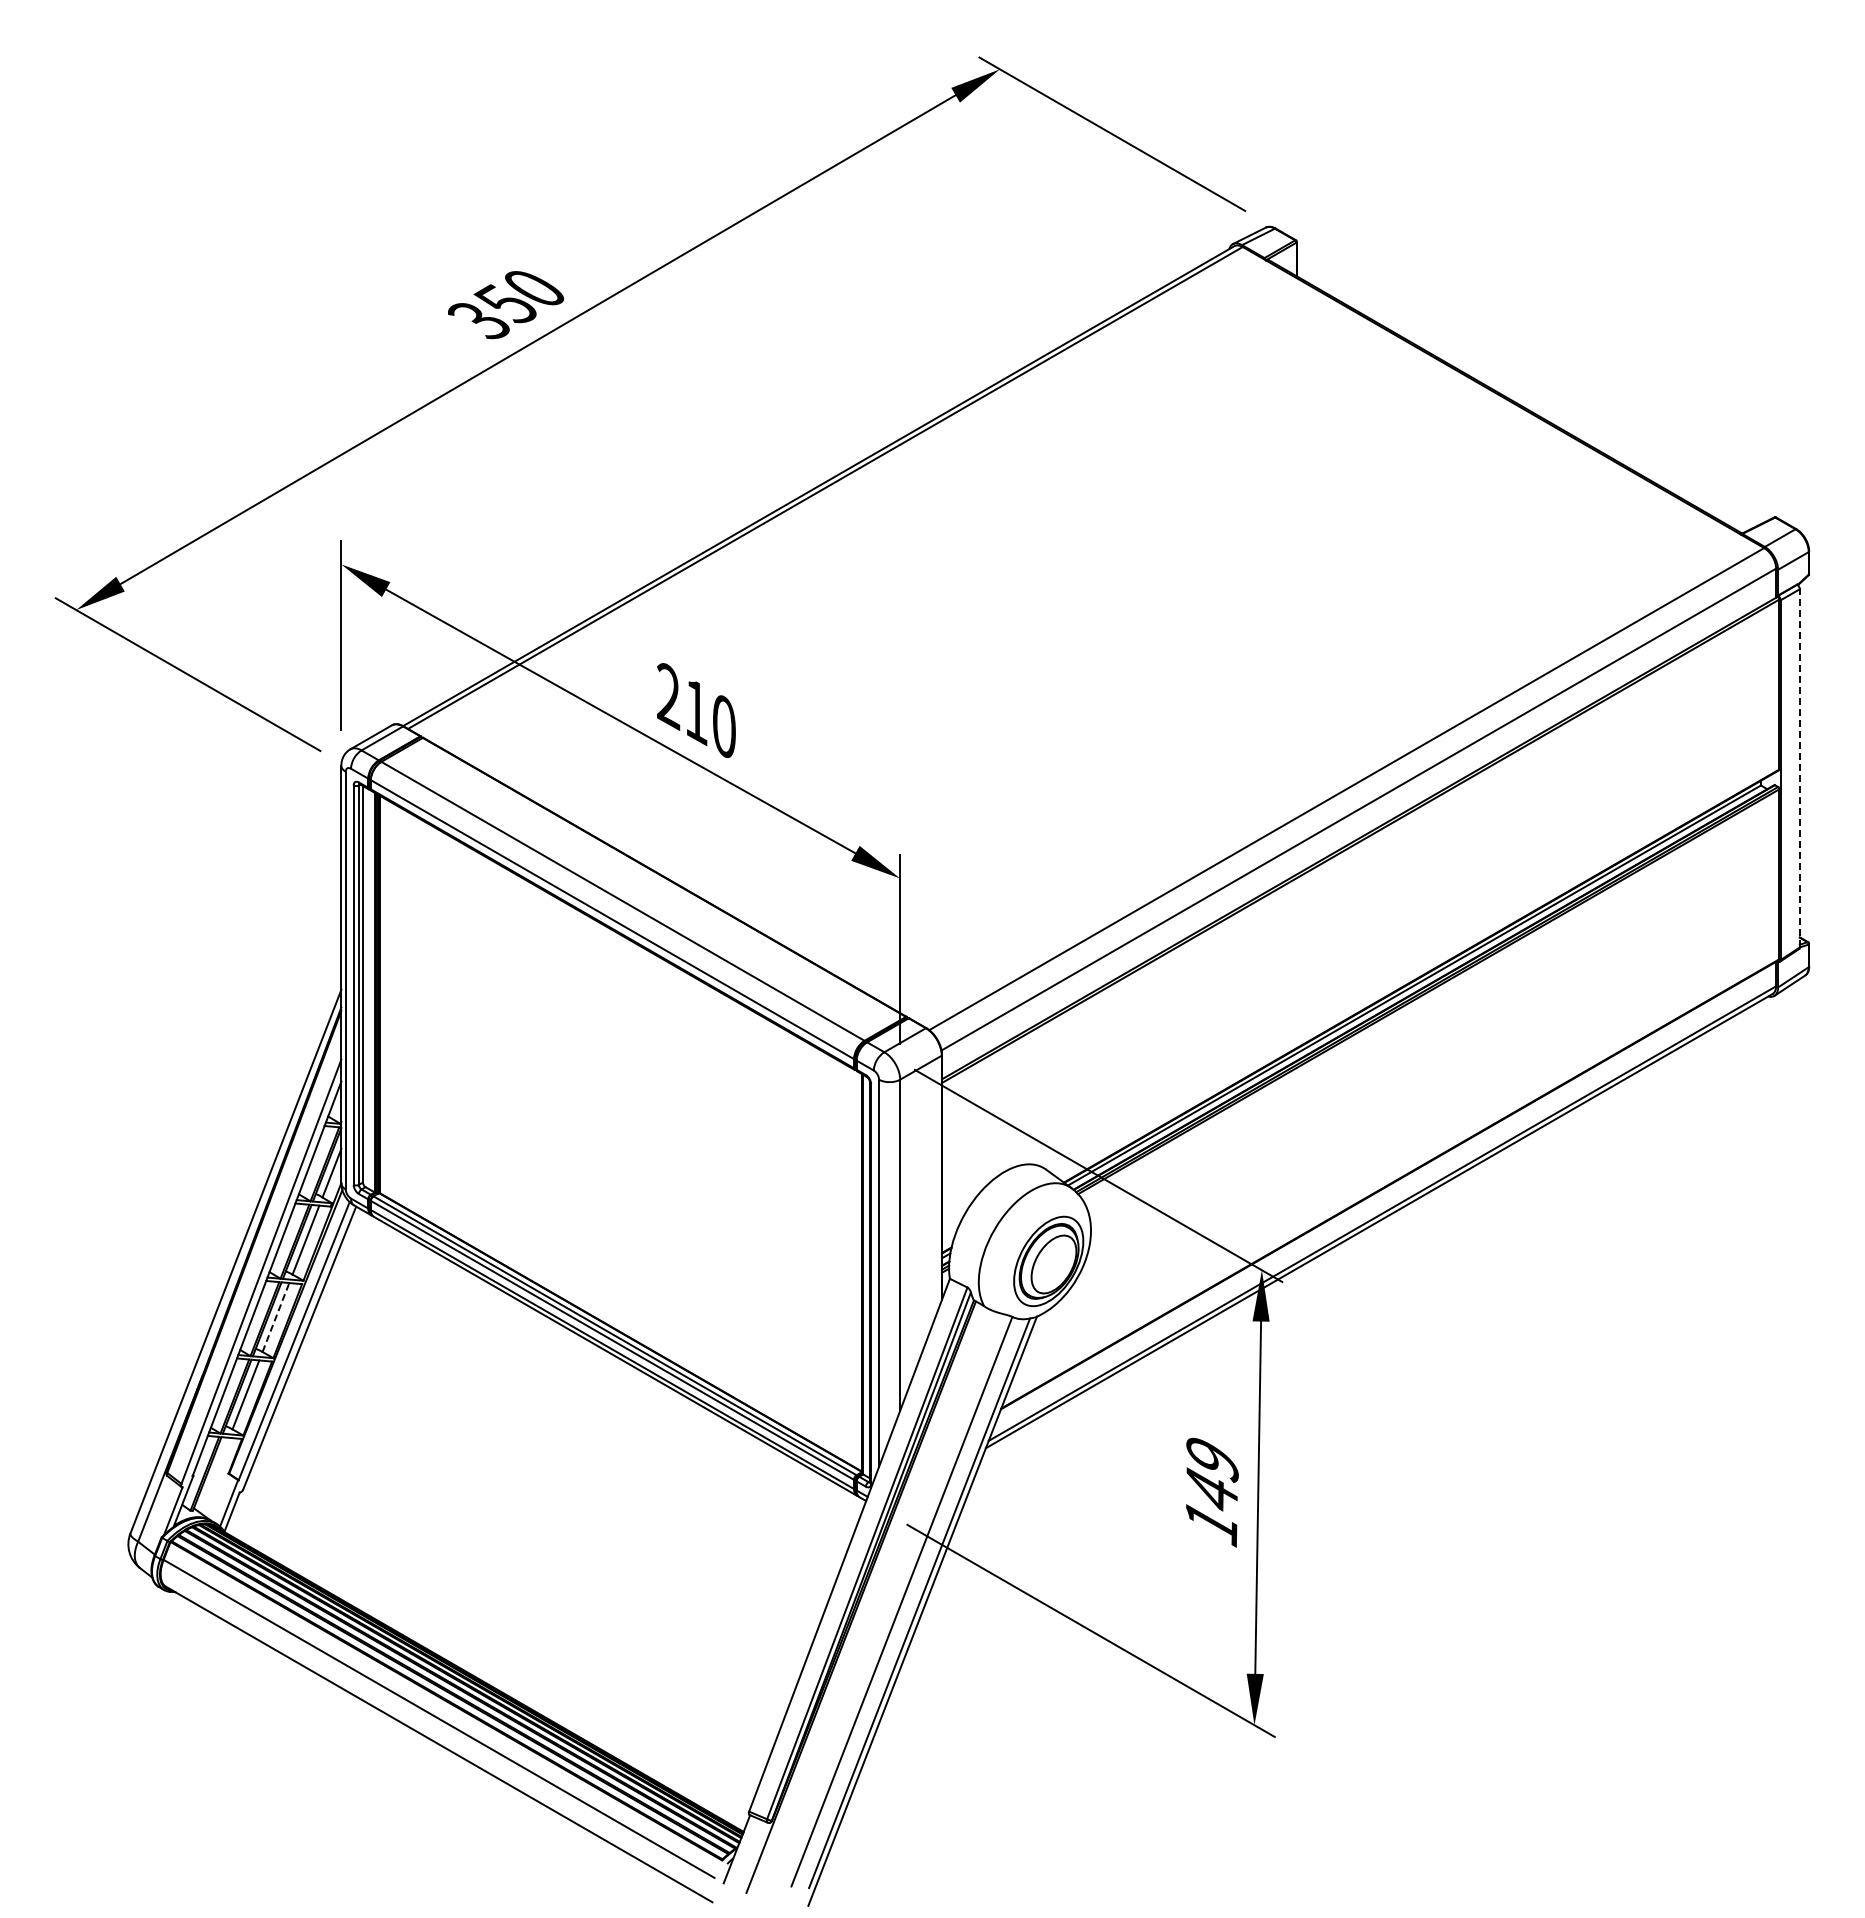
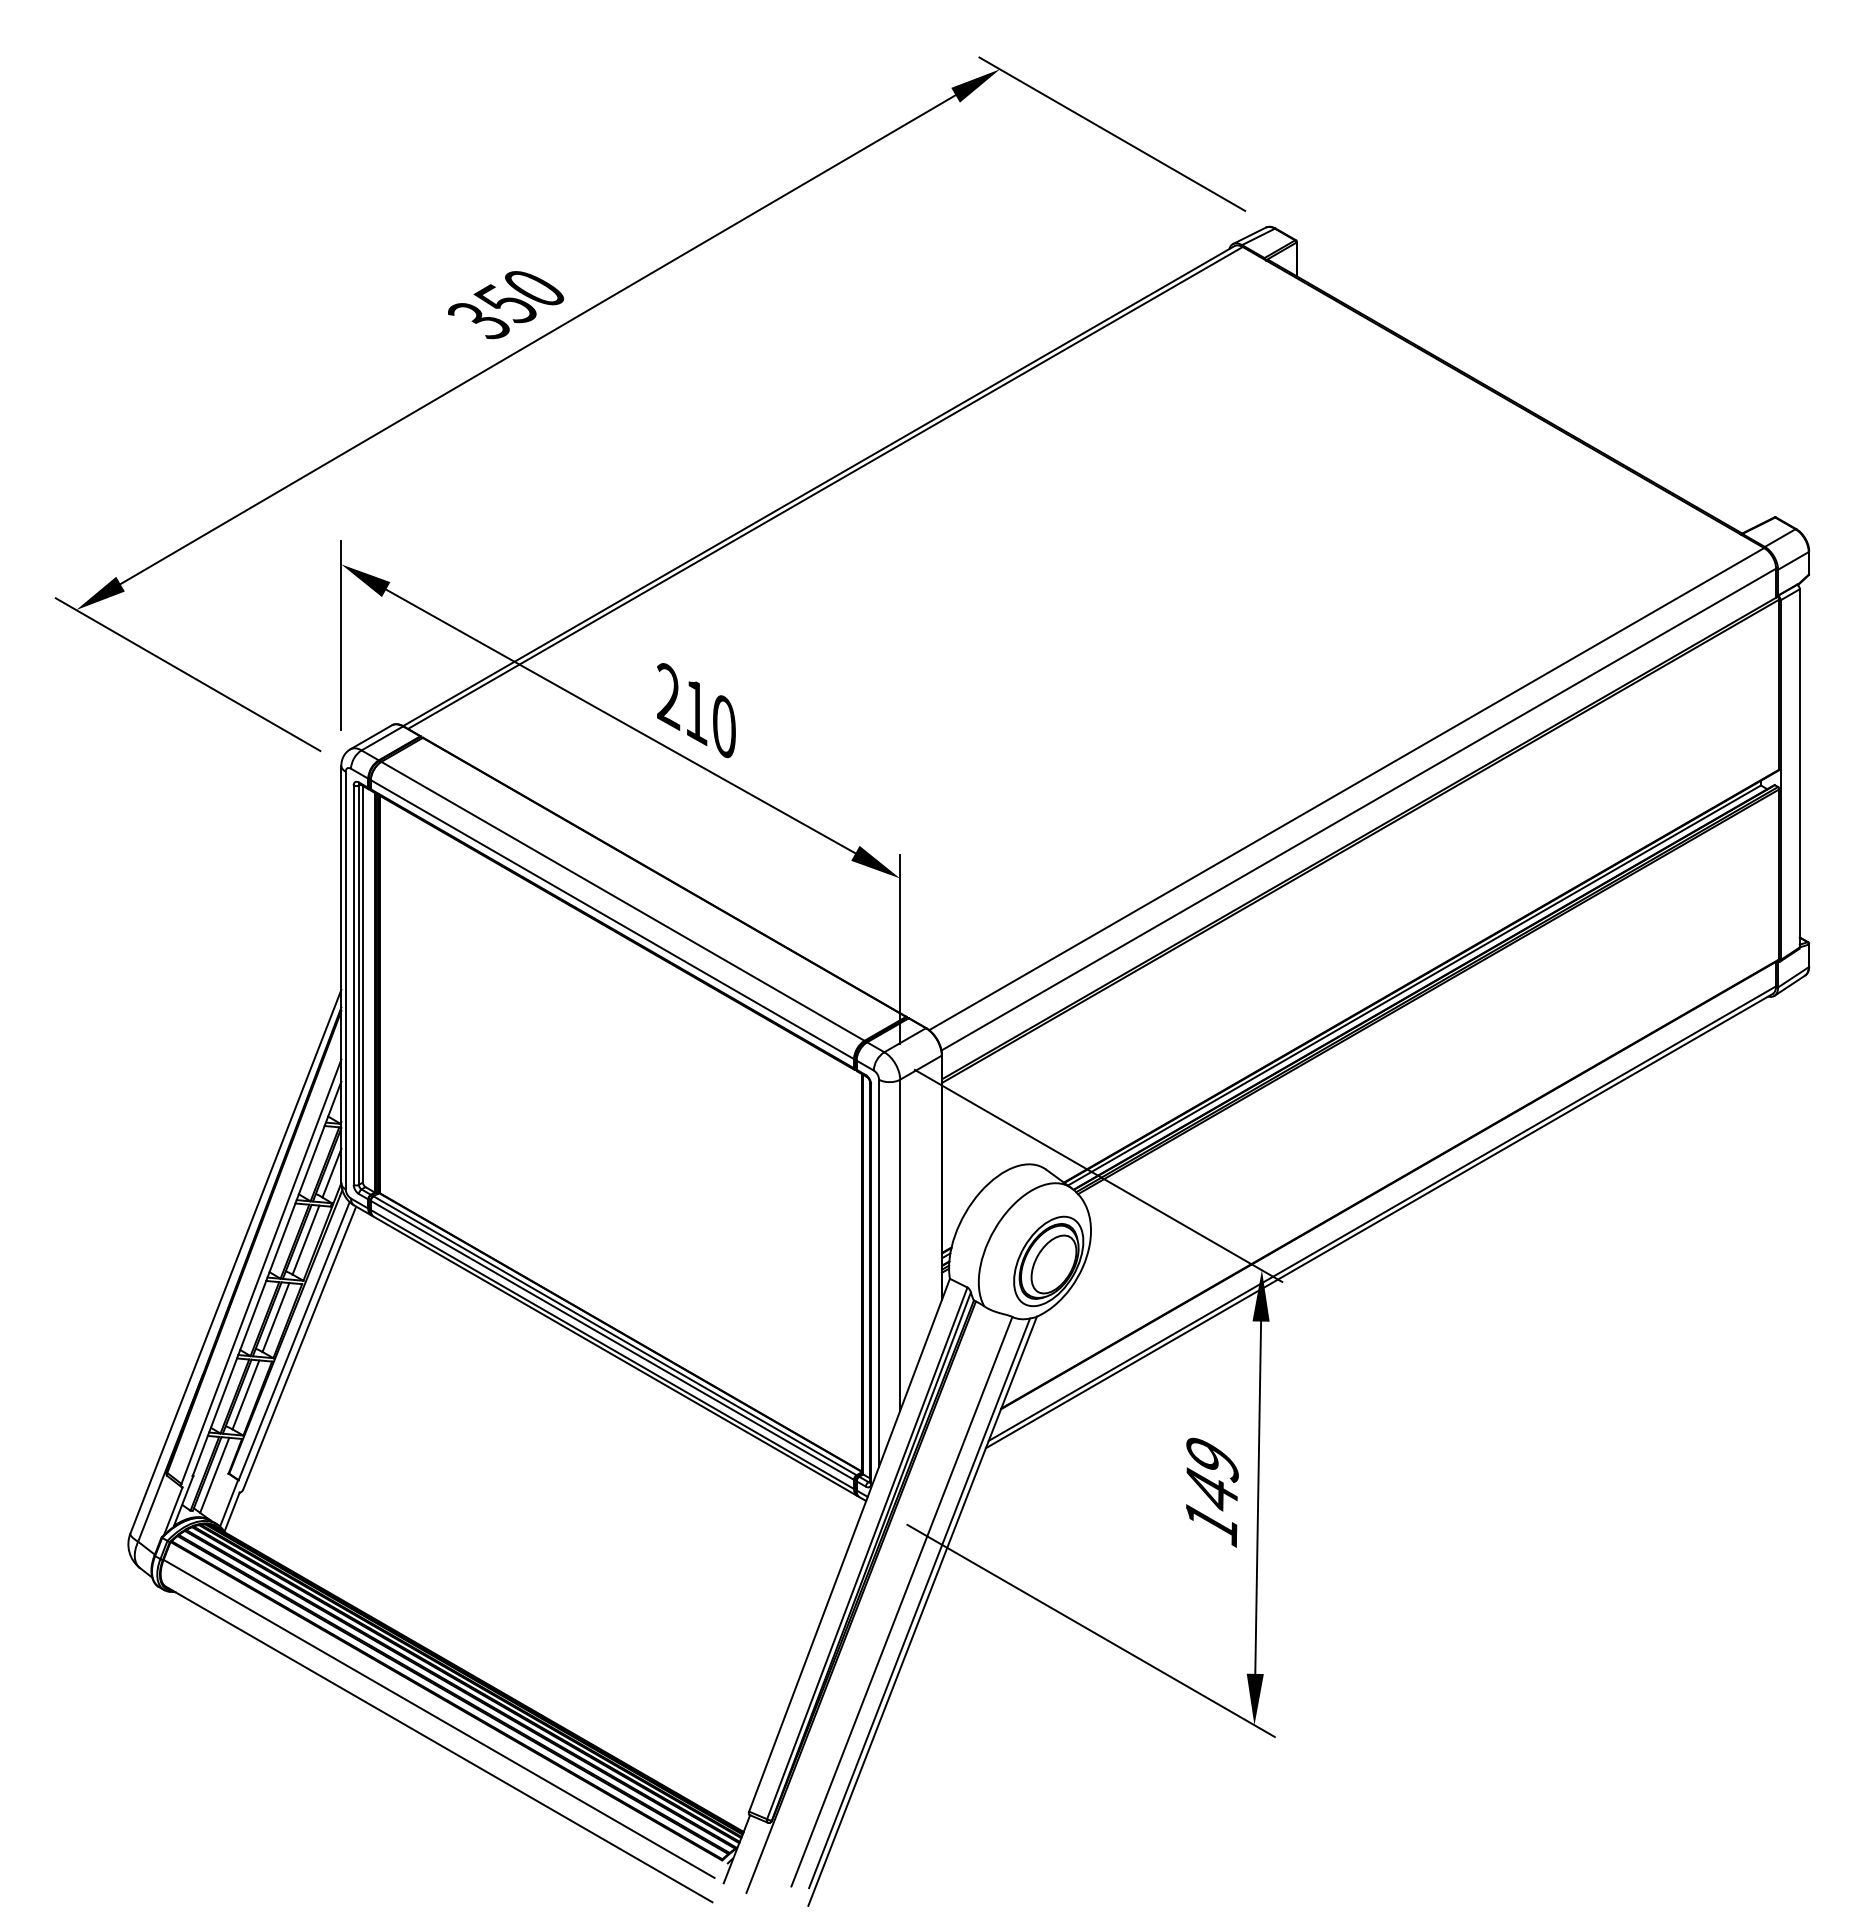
line: dashed -> solid (1799, 767)
line: dashed -> solid (275, 1317)
line: none -> present (214, 1474)
